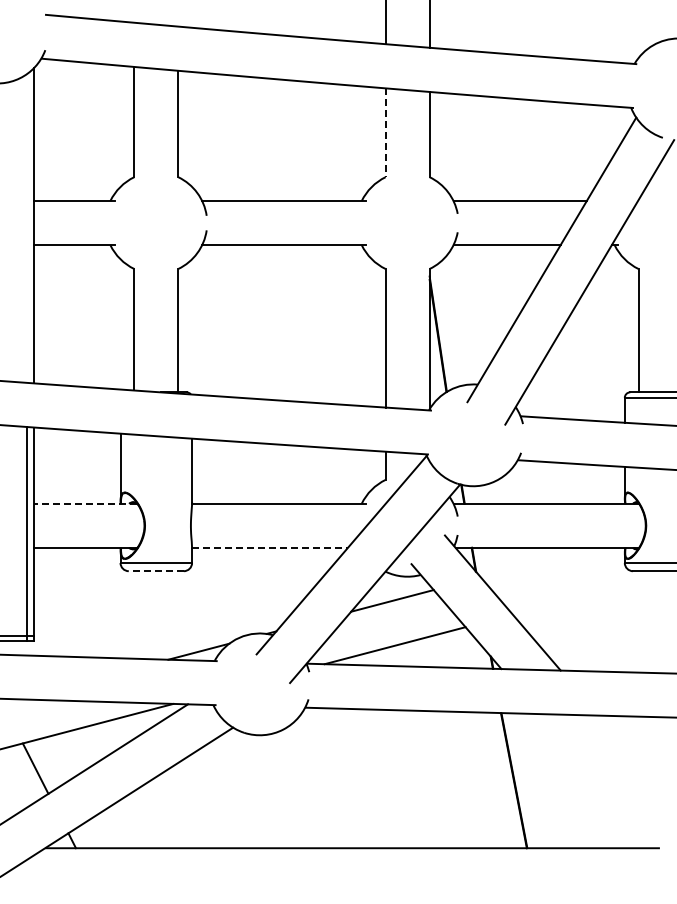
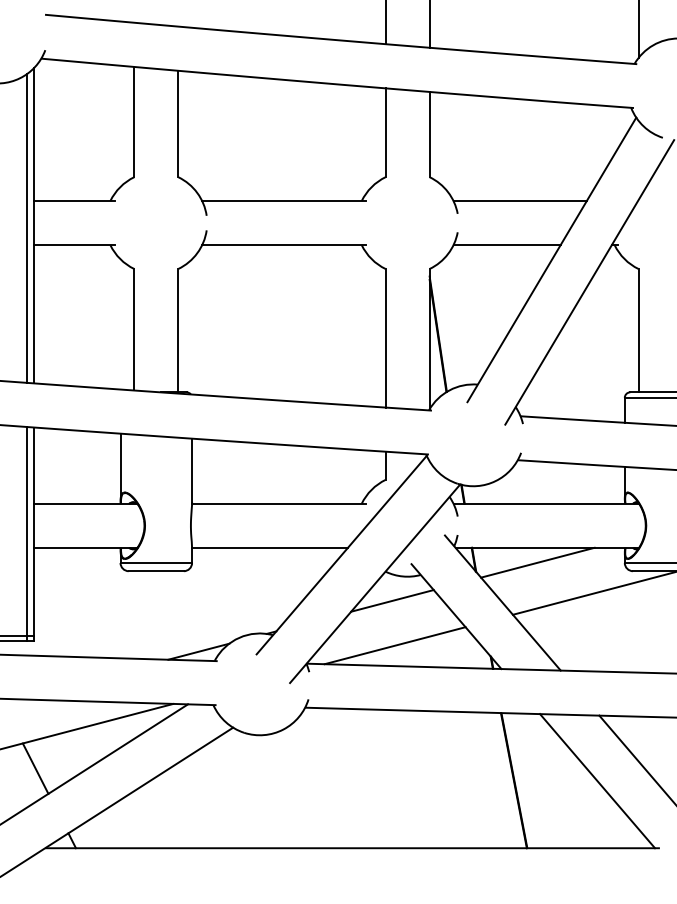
line: none -> present (638, 30)
line: dashed -> solid (385, 133)
line: none -> present (27, 228)
line: dashed -> solid (85, 503)
line: dashed -> solid (270, 547)
line: none -> present (537, 562)
line: dashed -> solid (156, 571)
line: none -> present (592, 593)
line: none -> present (636, 758)
line: none -> present (597, 781)
